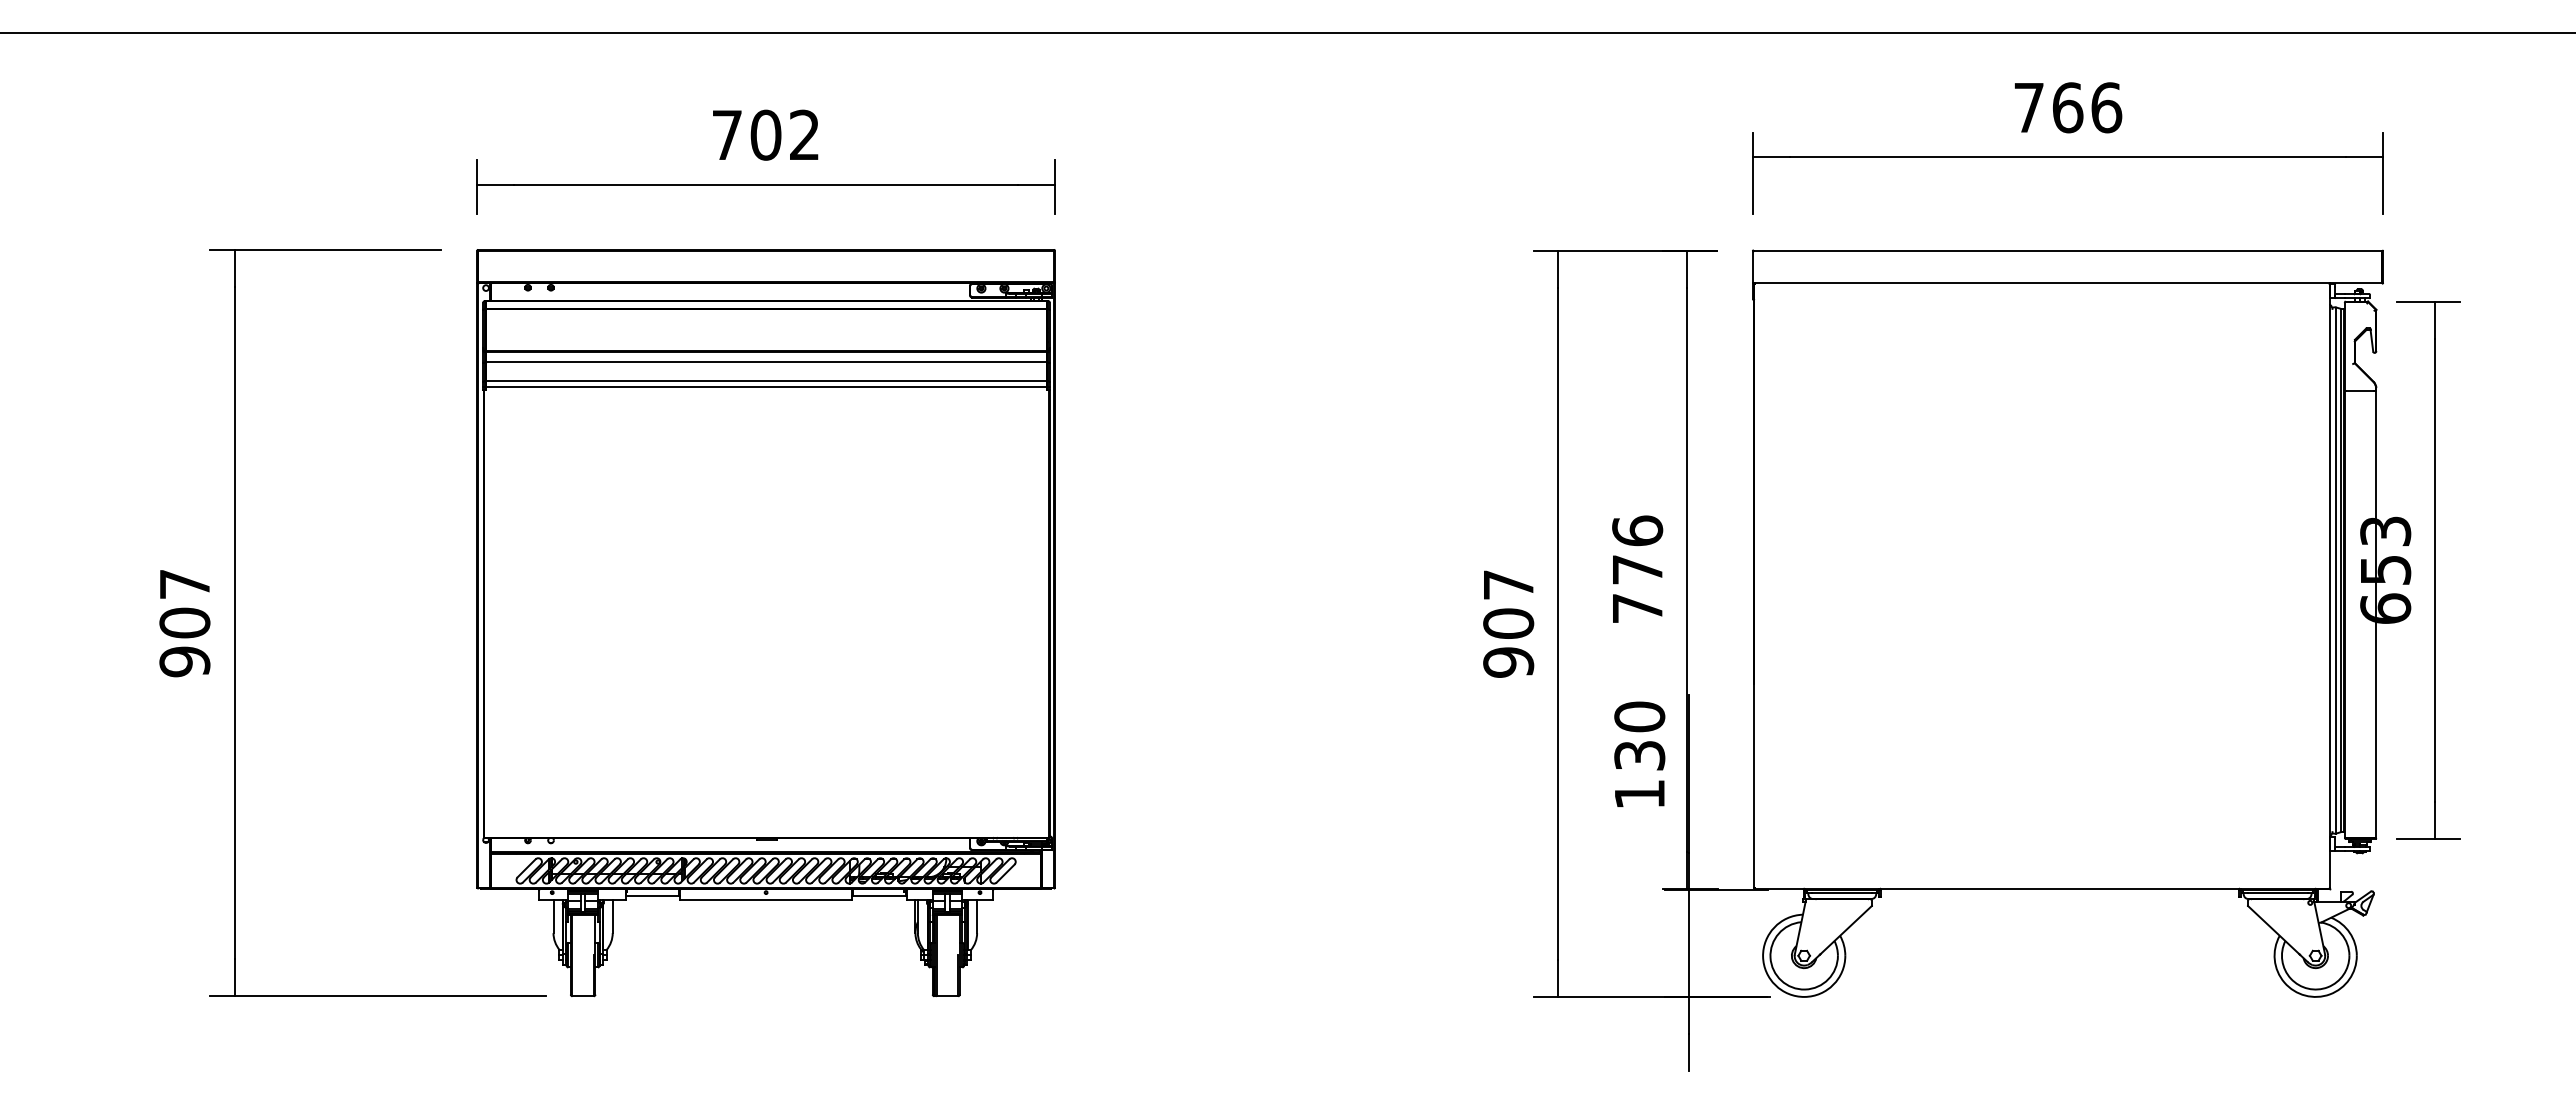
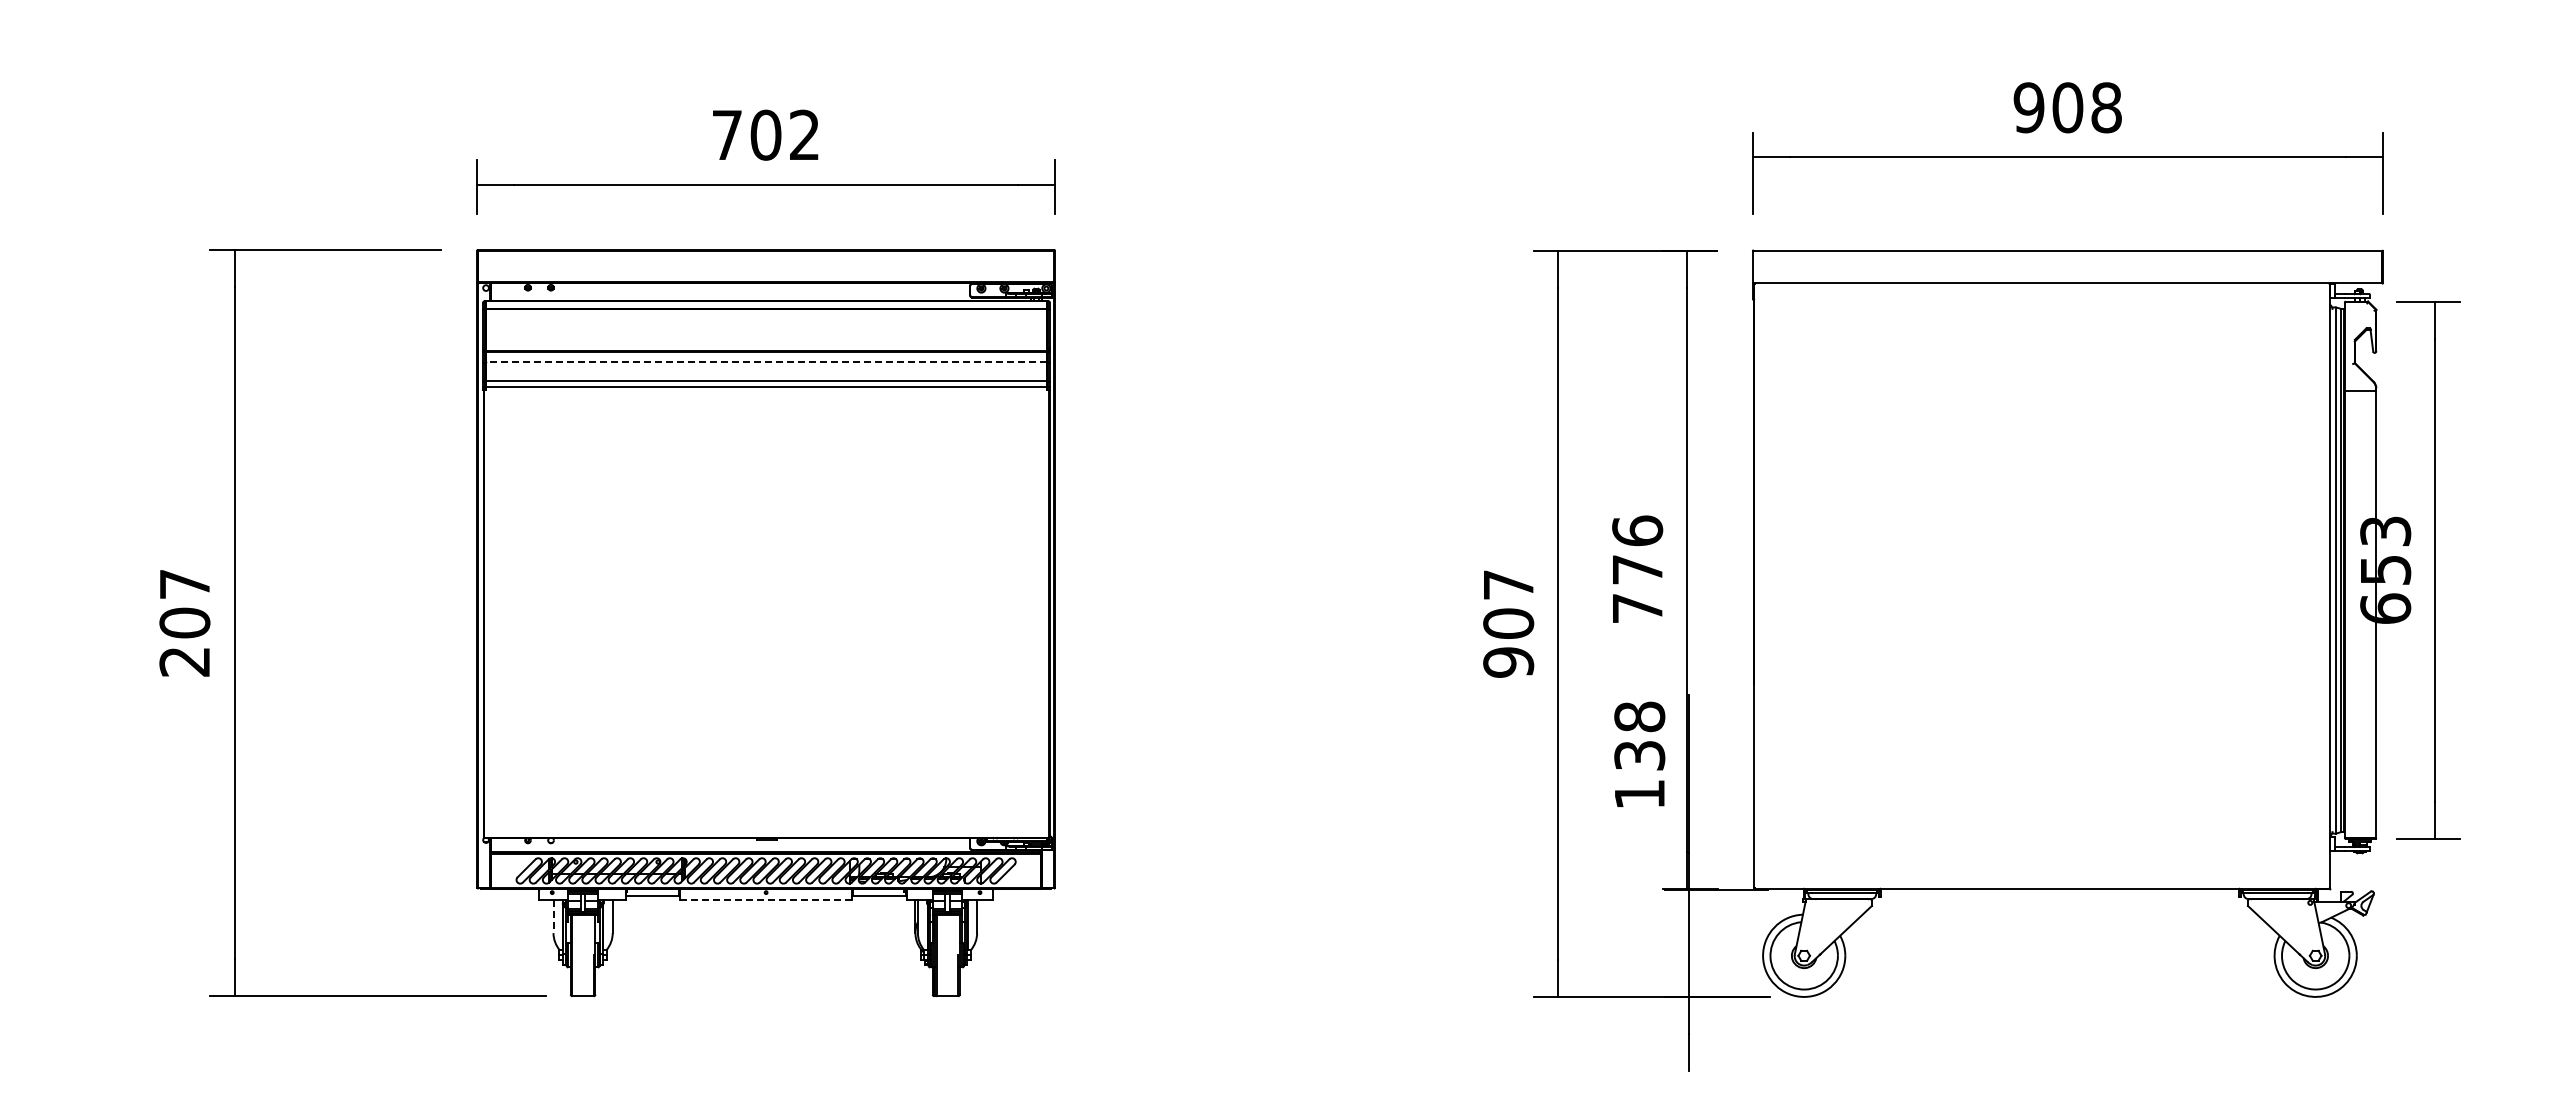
line: present -> none (1287, 33)
text: 766 -> 908 (2067, 107)
line: solid -> dashed (766, 362)
text: 907 -> 207 (184, 661)
text: 130 -> 138 (1639, 716)
line: solid -> dashed (765, 900)
line: solid -> dashed (553, 917)
